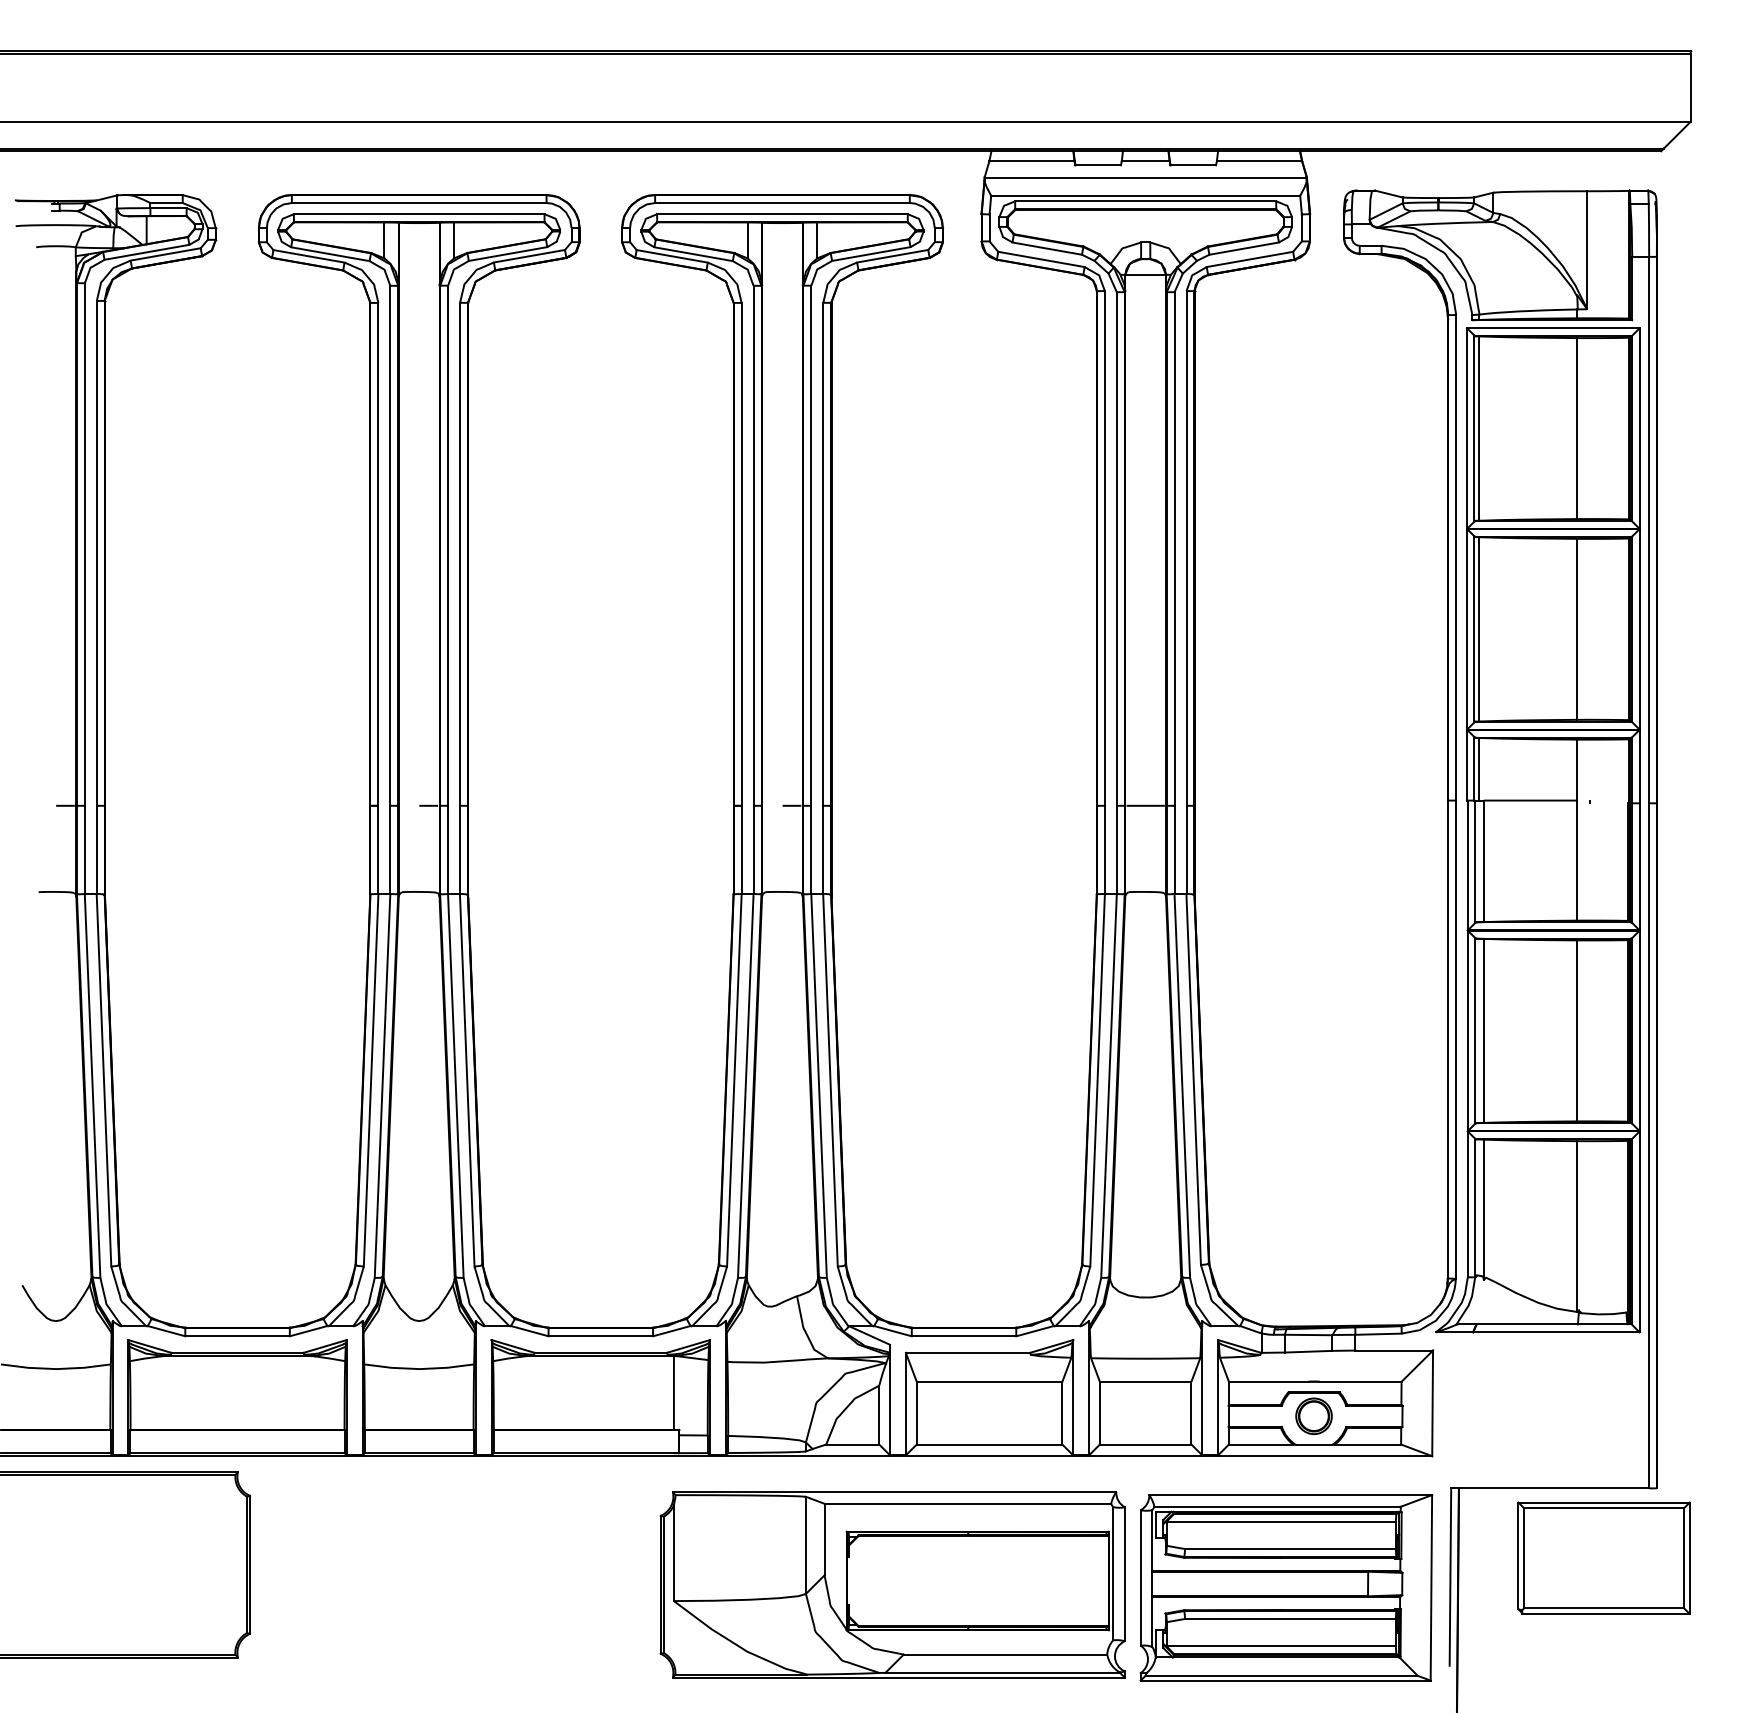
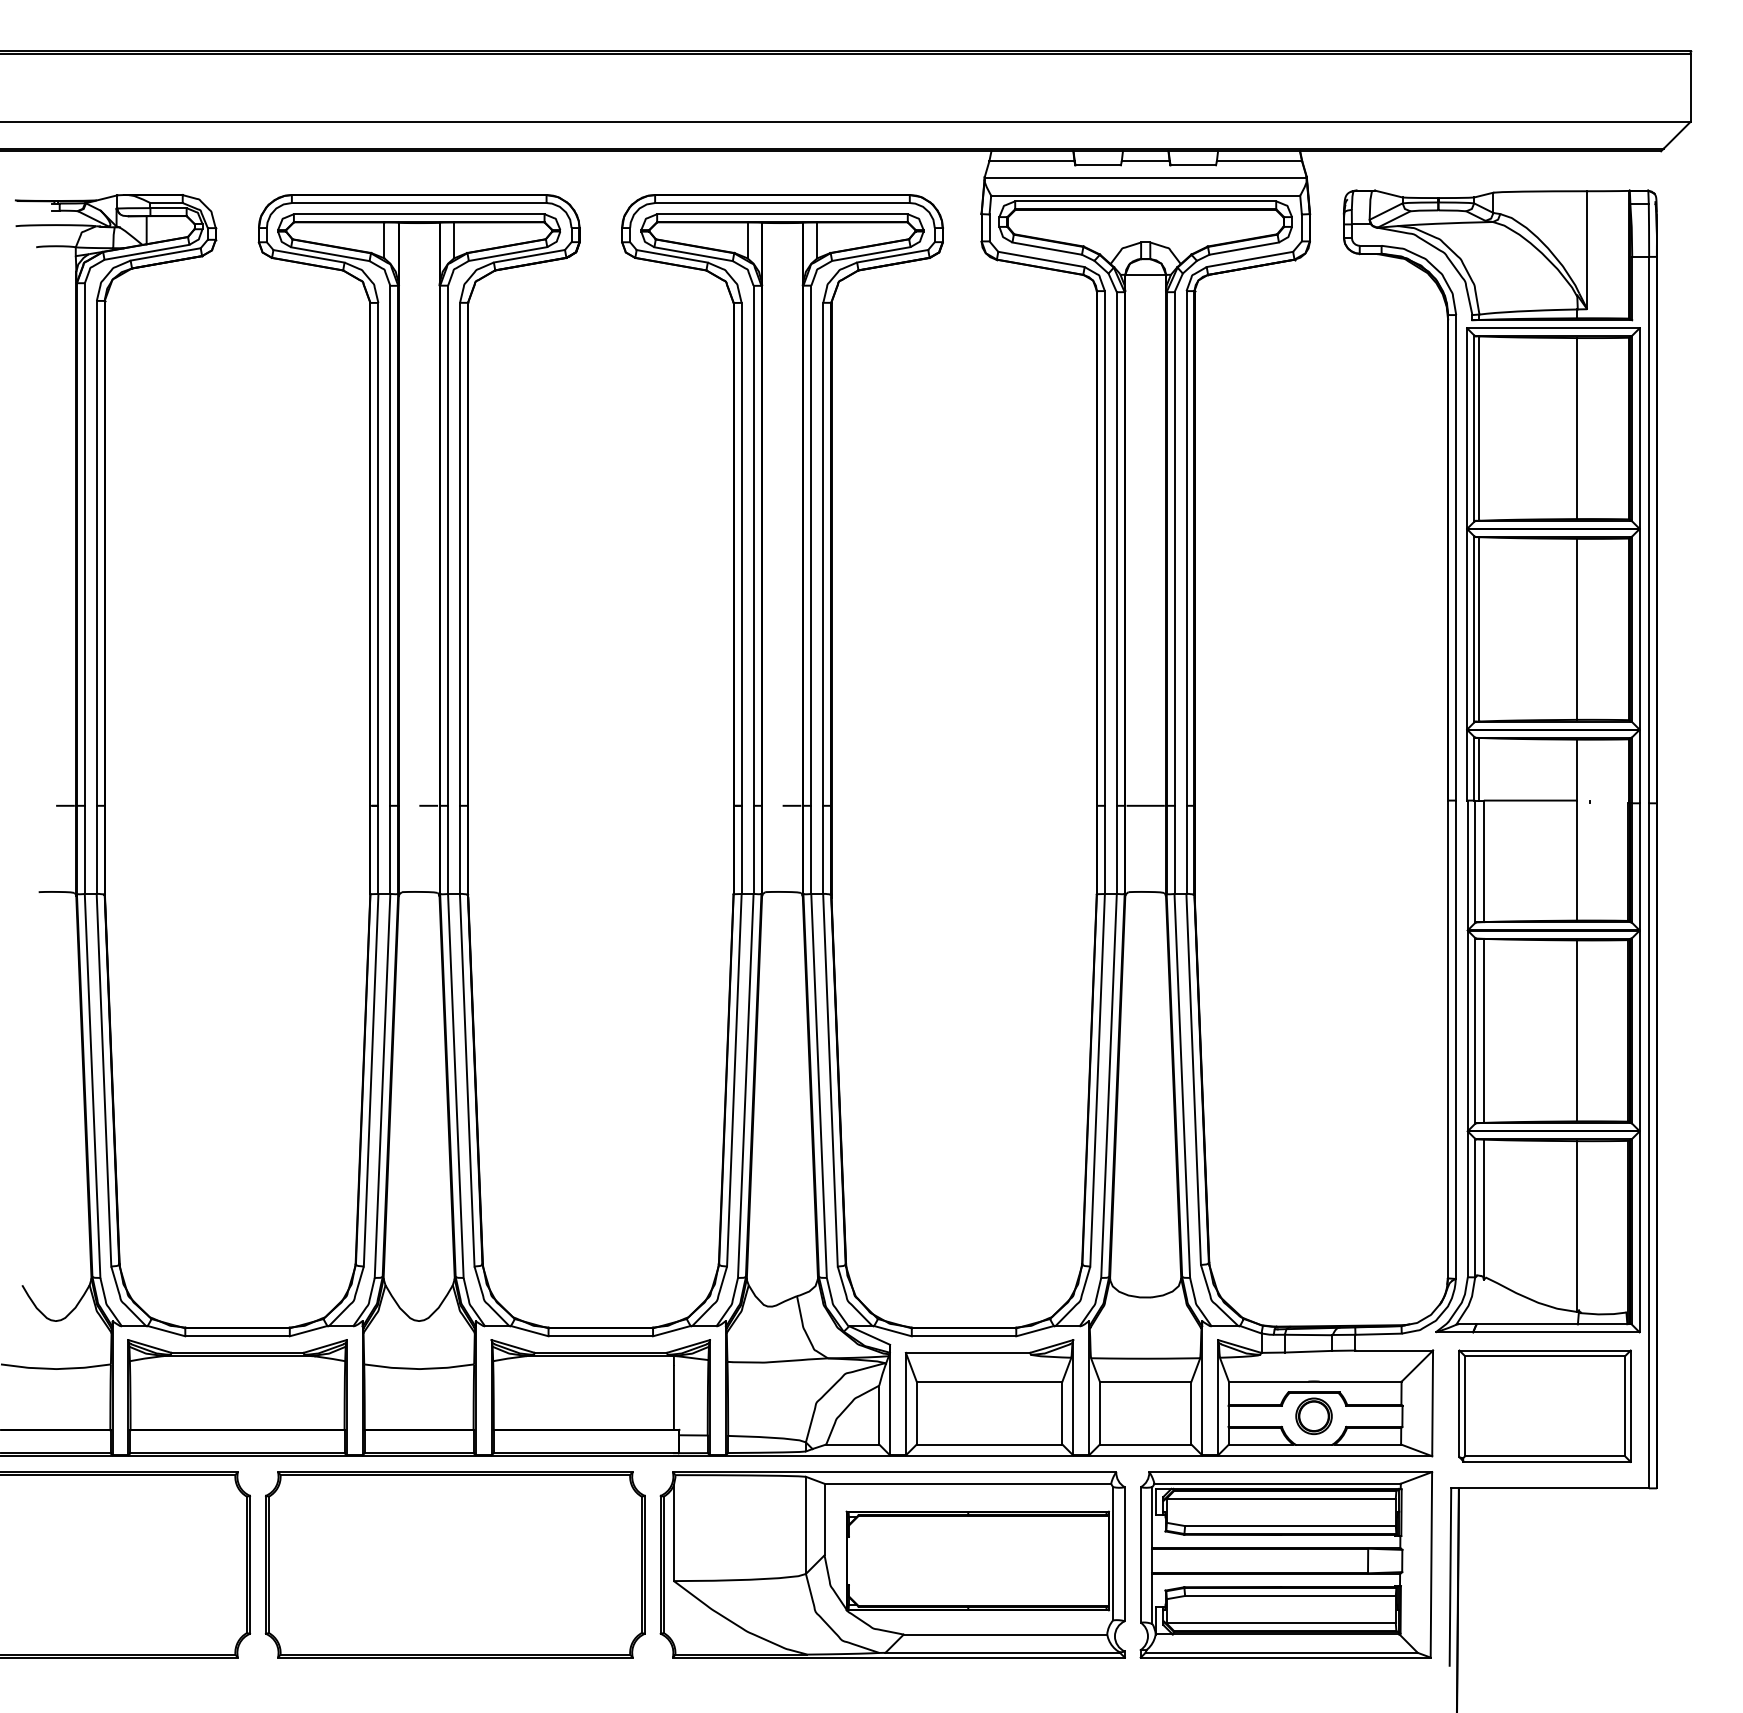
part position: (1603, 1557) -> (1544, 1405) (1544, 1405)
part: none -> present (454, 1564)
part position: (892, 1584) -> (892, 1564) (892, 1564)
part position: (1286, 1587) -> (1286, 1564) (1286, 1564)
